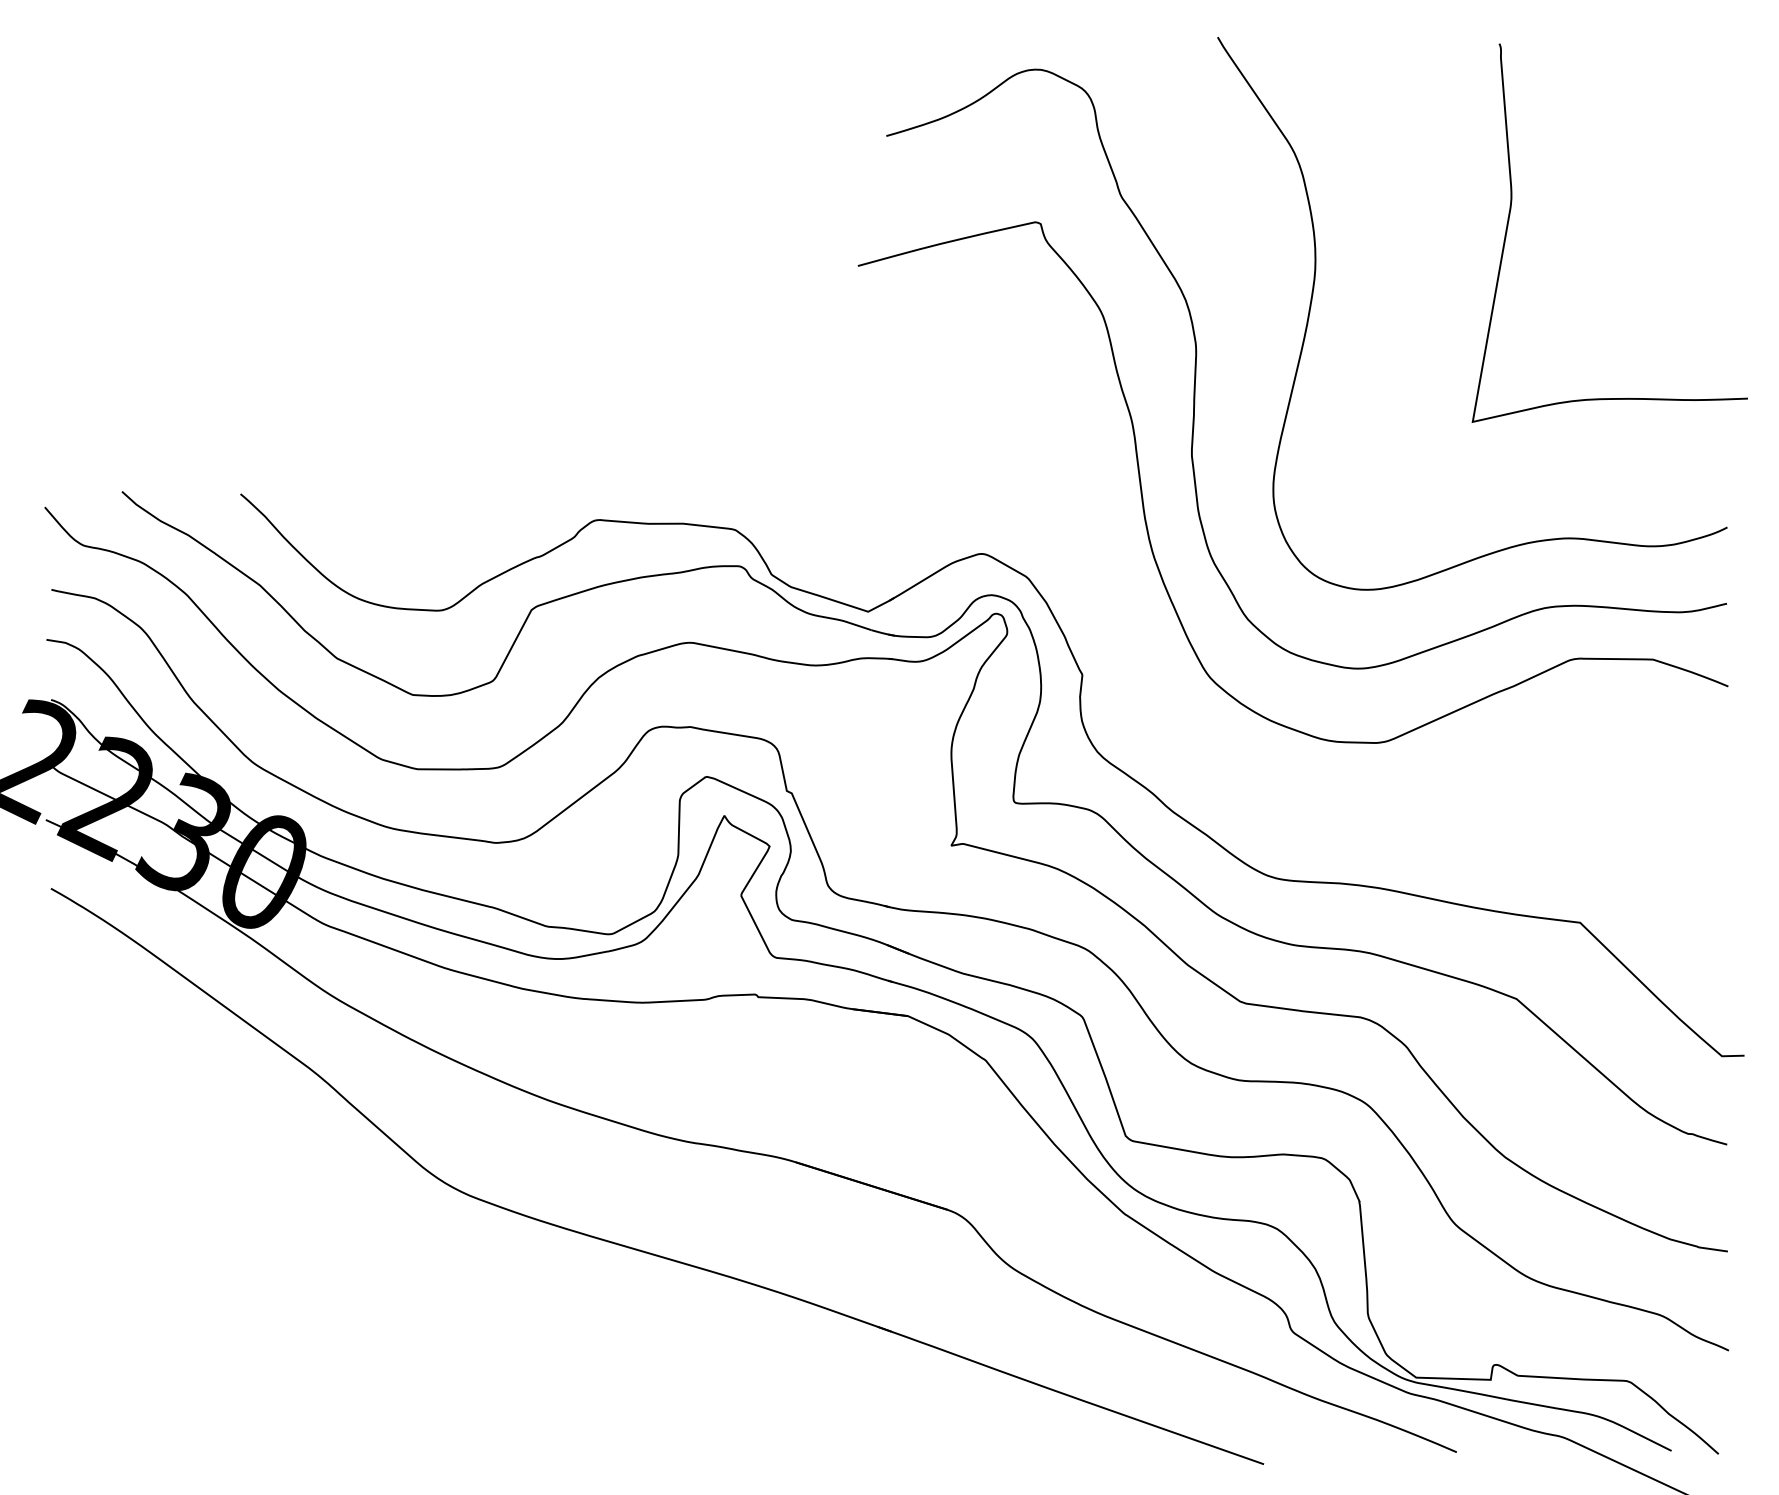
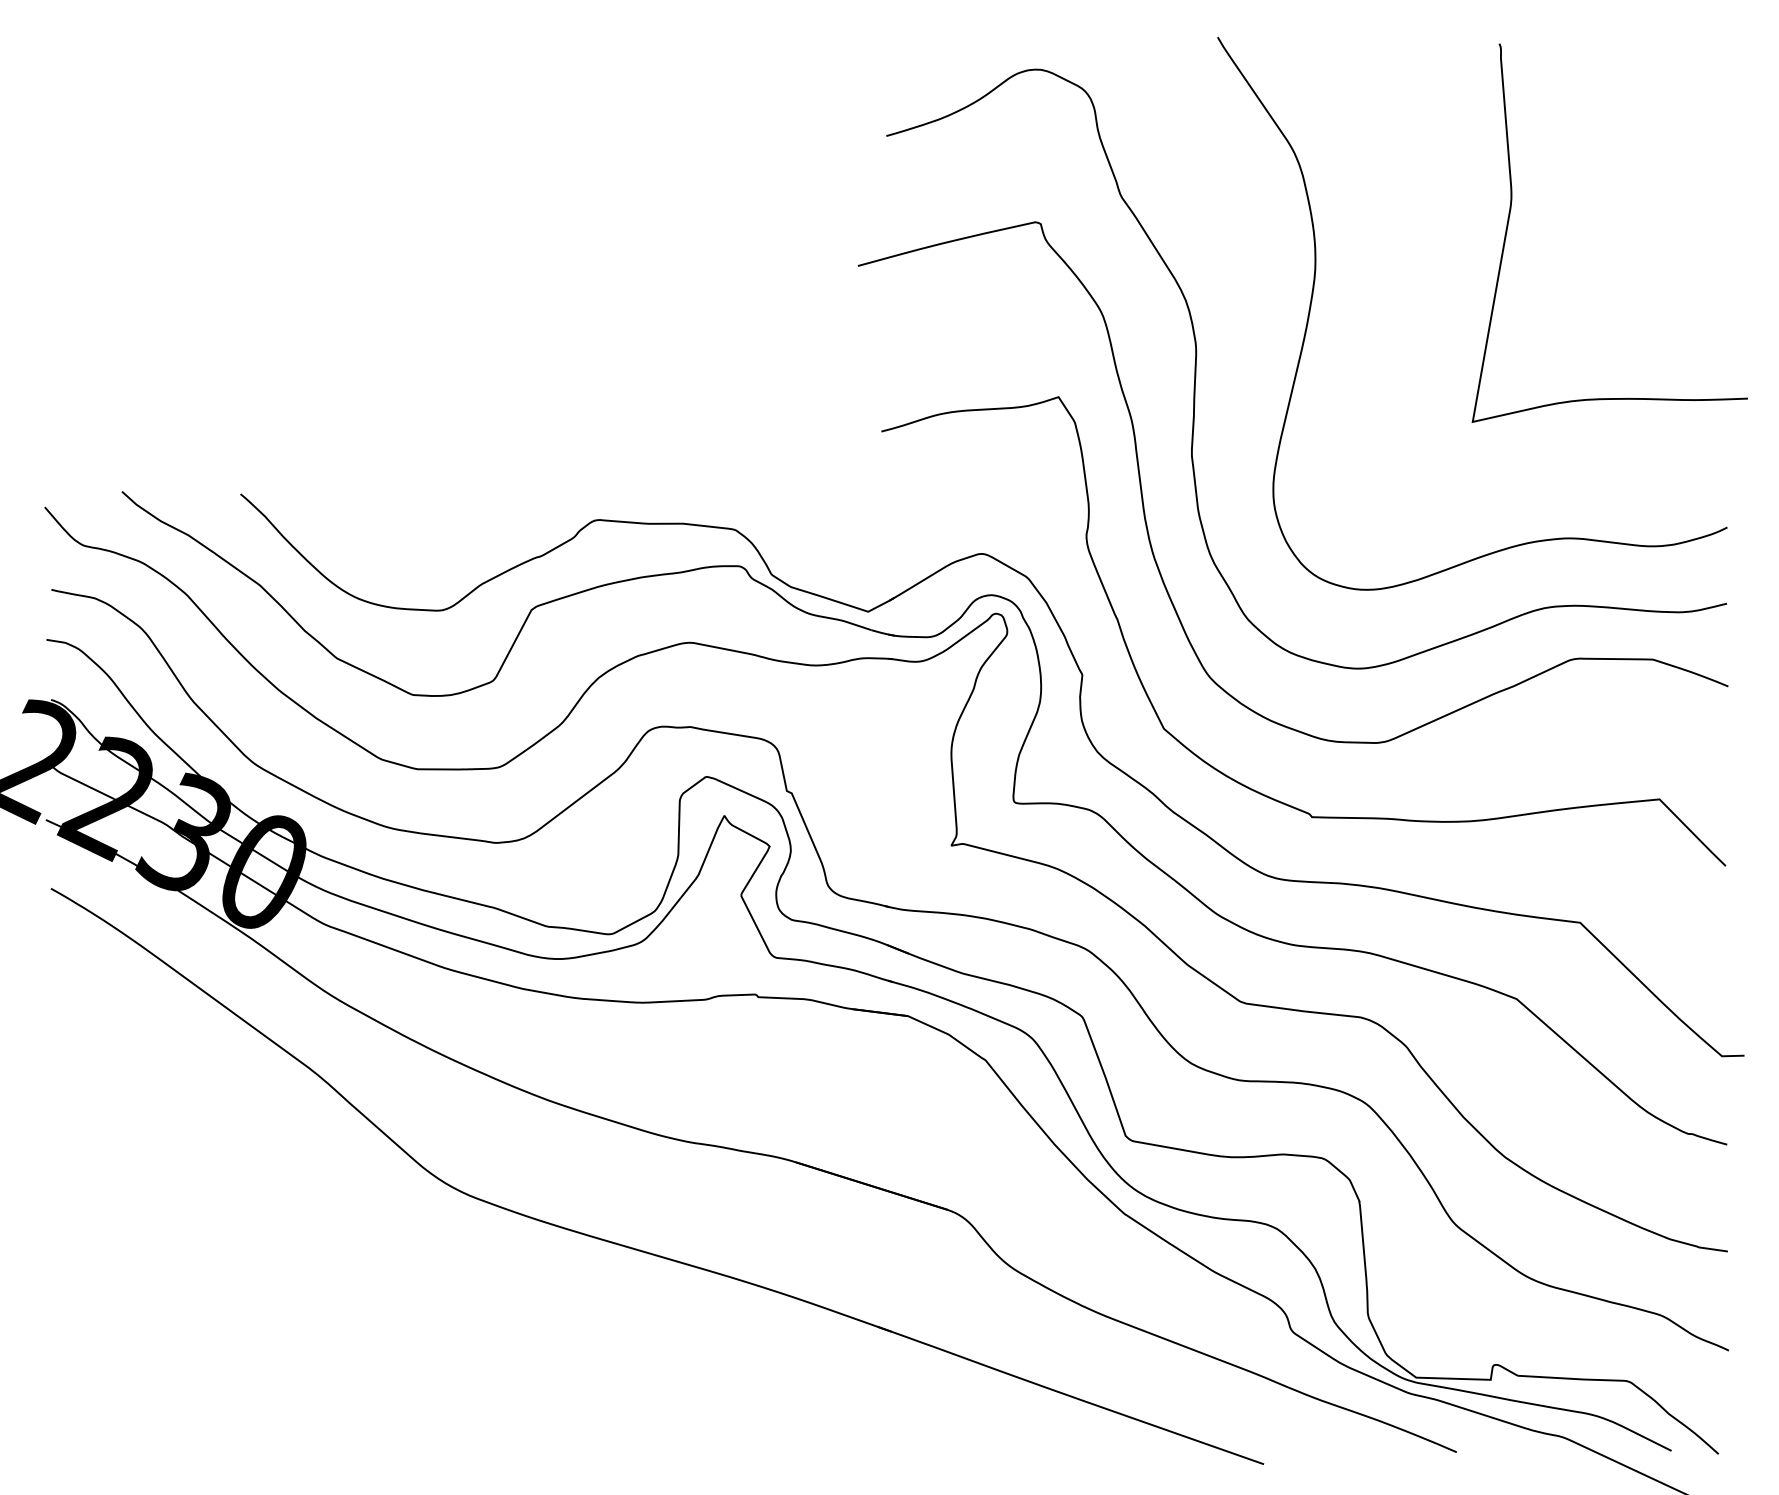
curve: none -> present (1209, 763)
